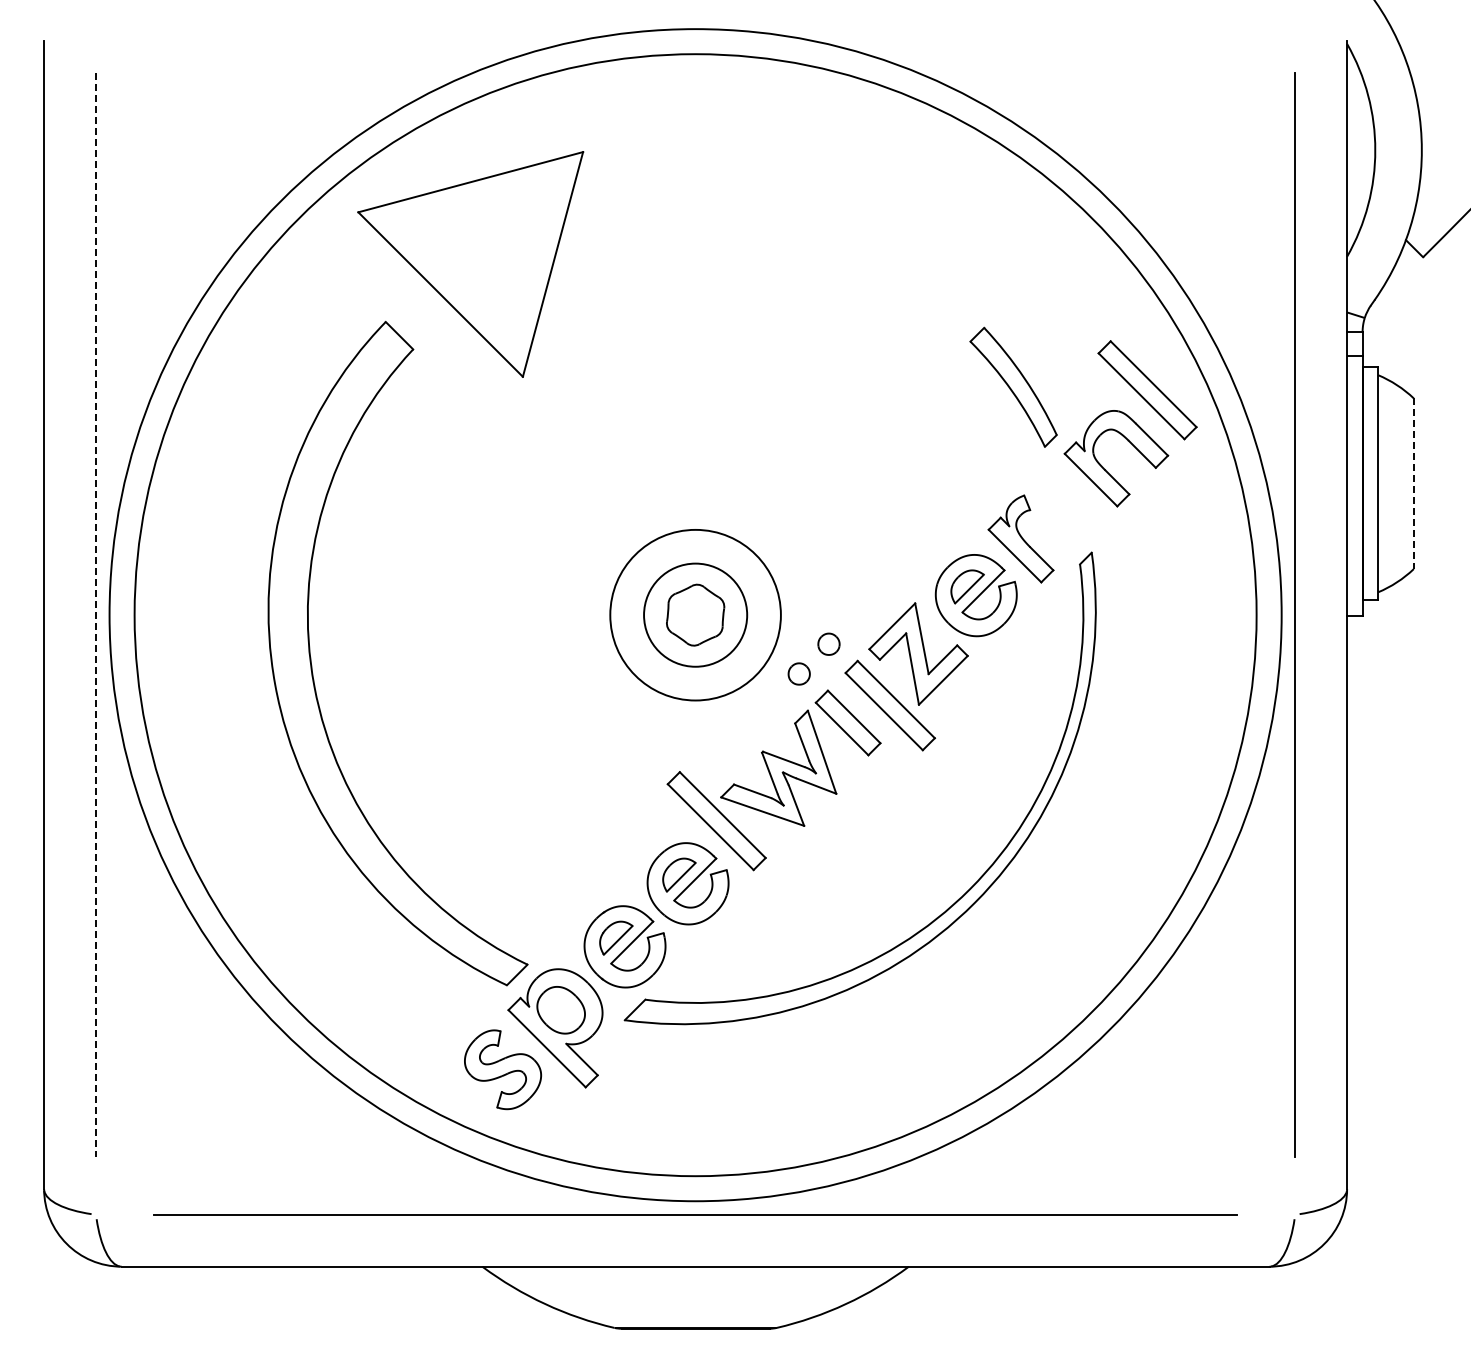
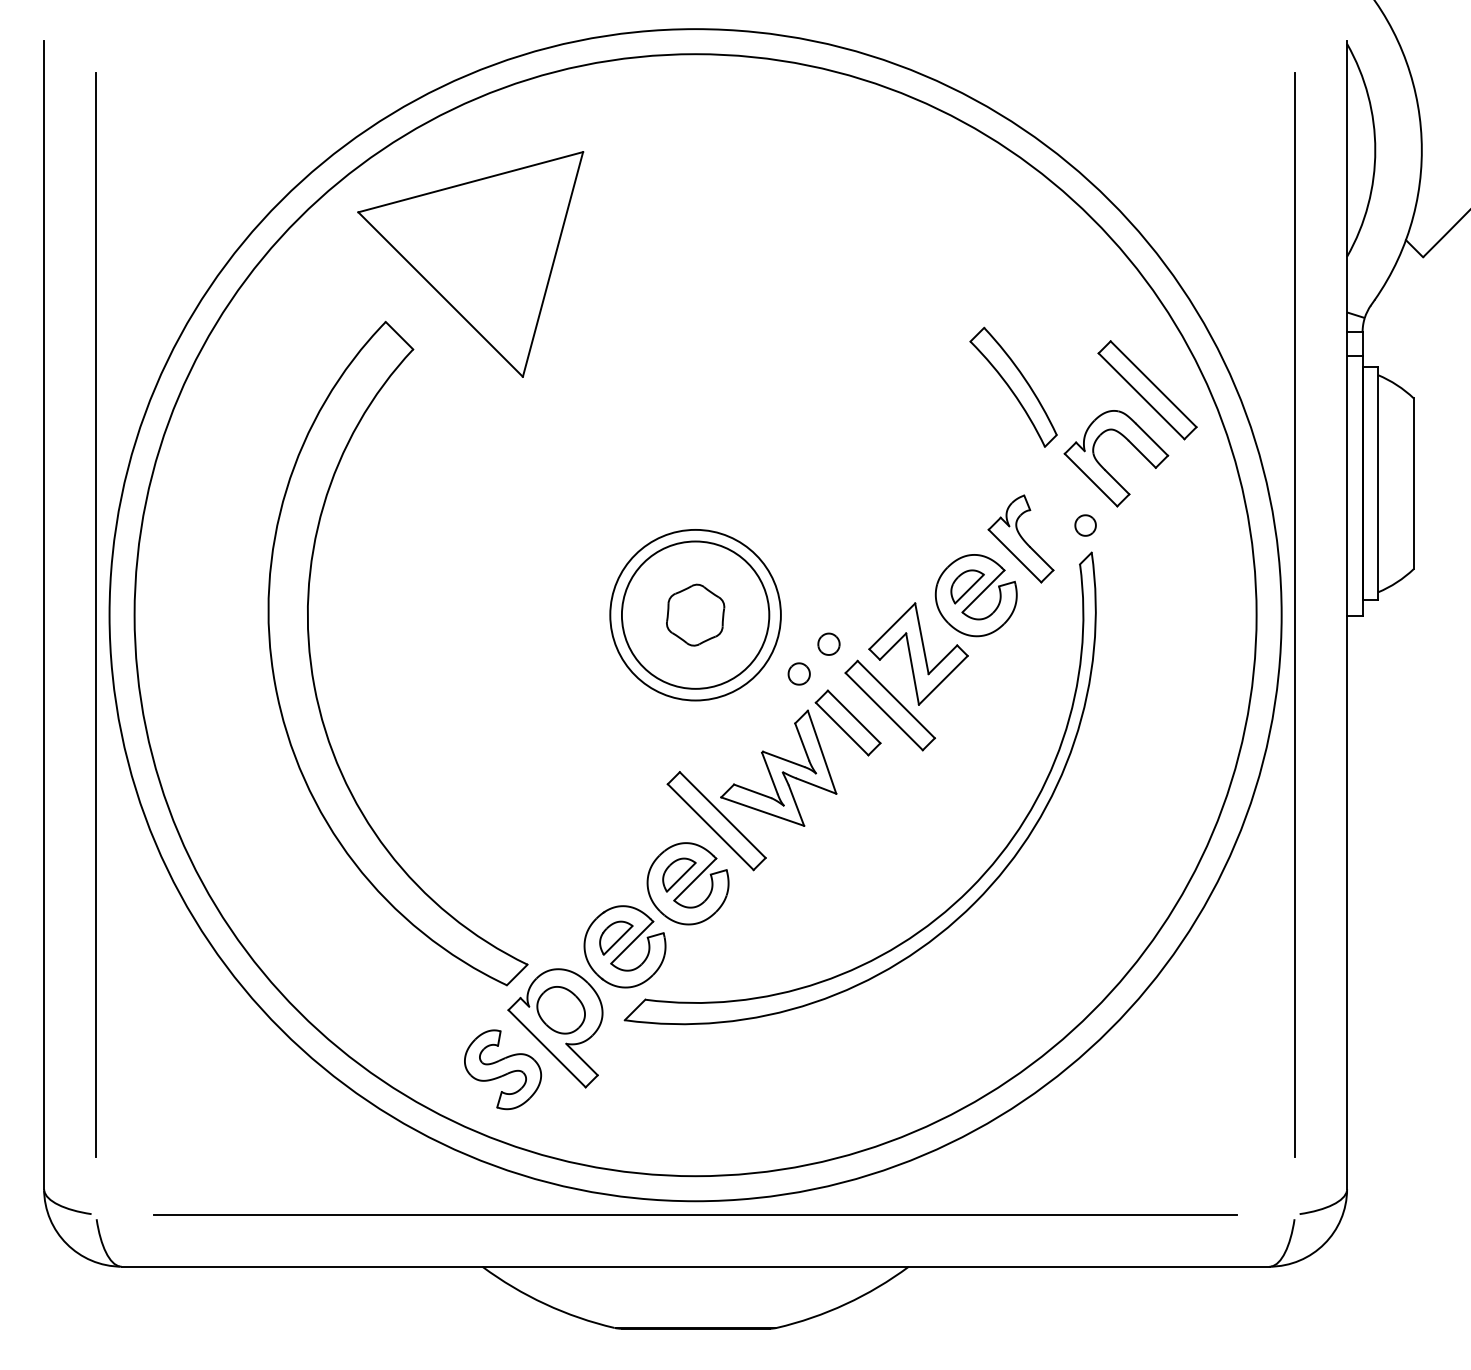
line: dashed -> solid (1413, 484)
part: none -> present (1085, 525)
circle diameter: 103 px -> 147 px (695, 614)
line: dashed -> solid (96, 615)
